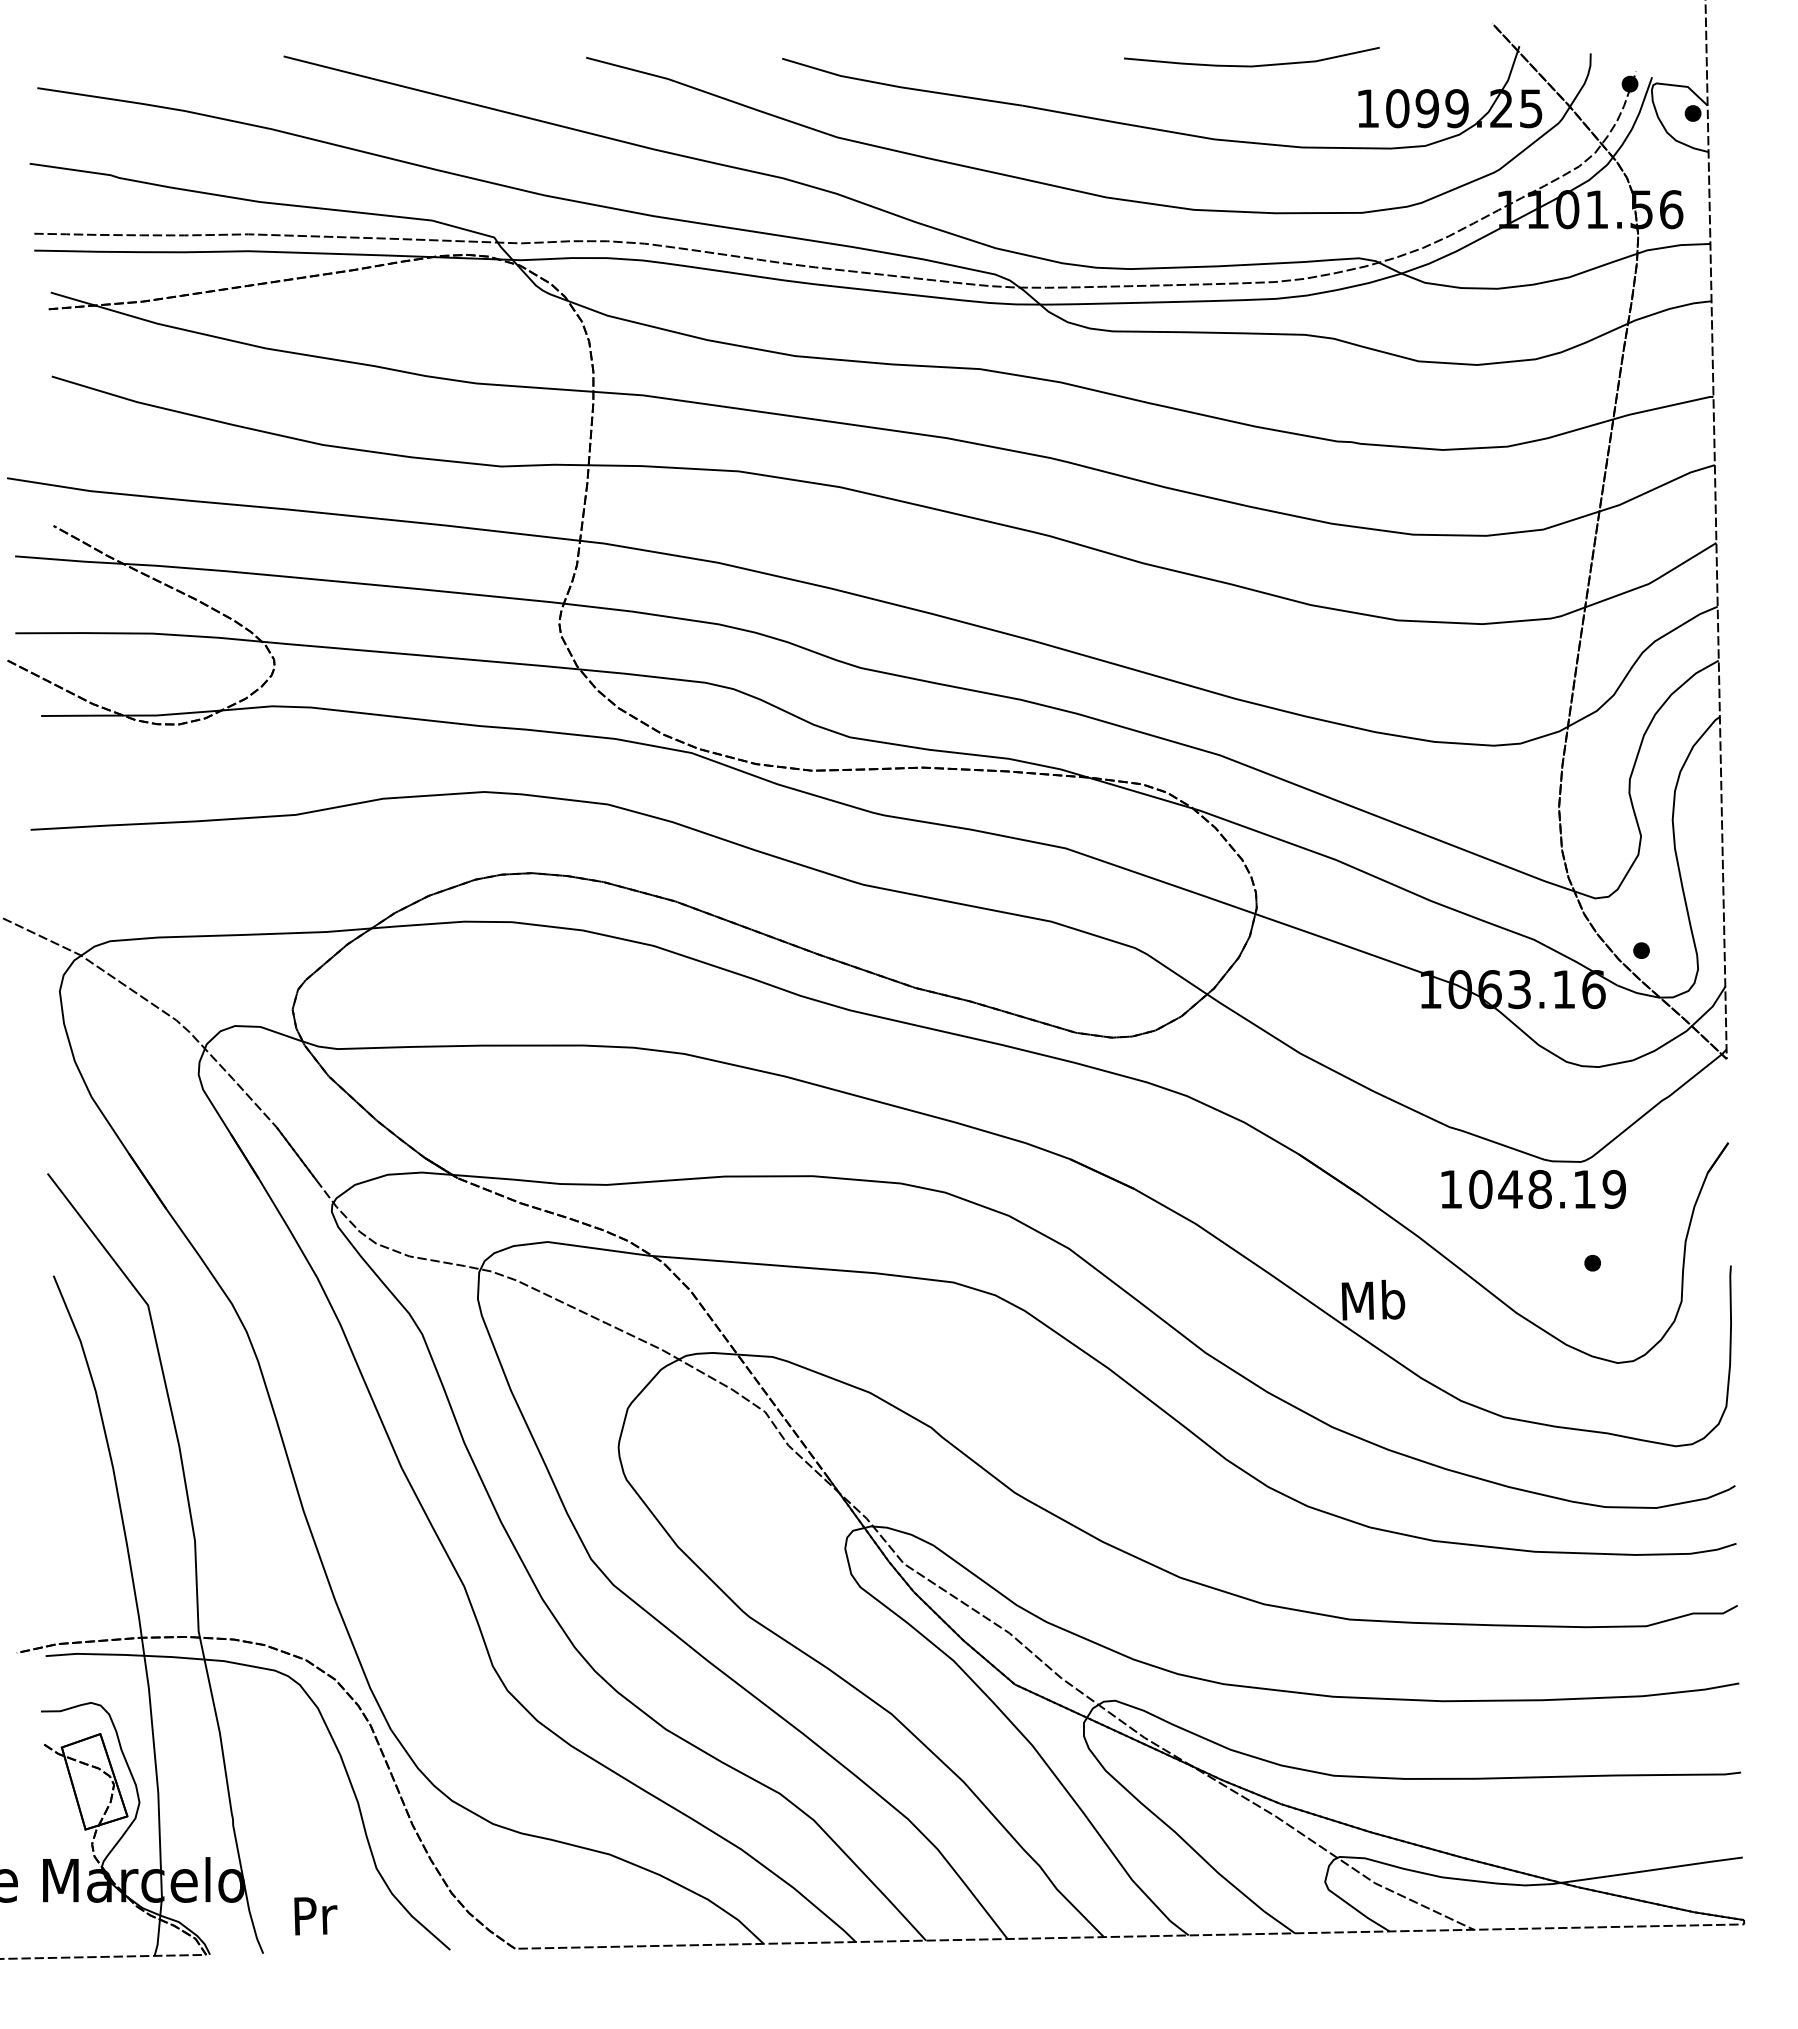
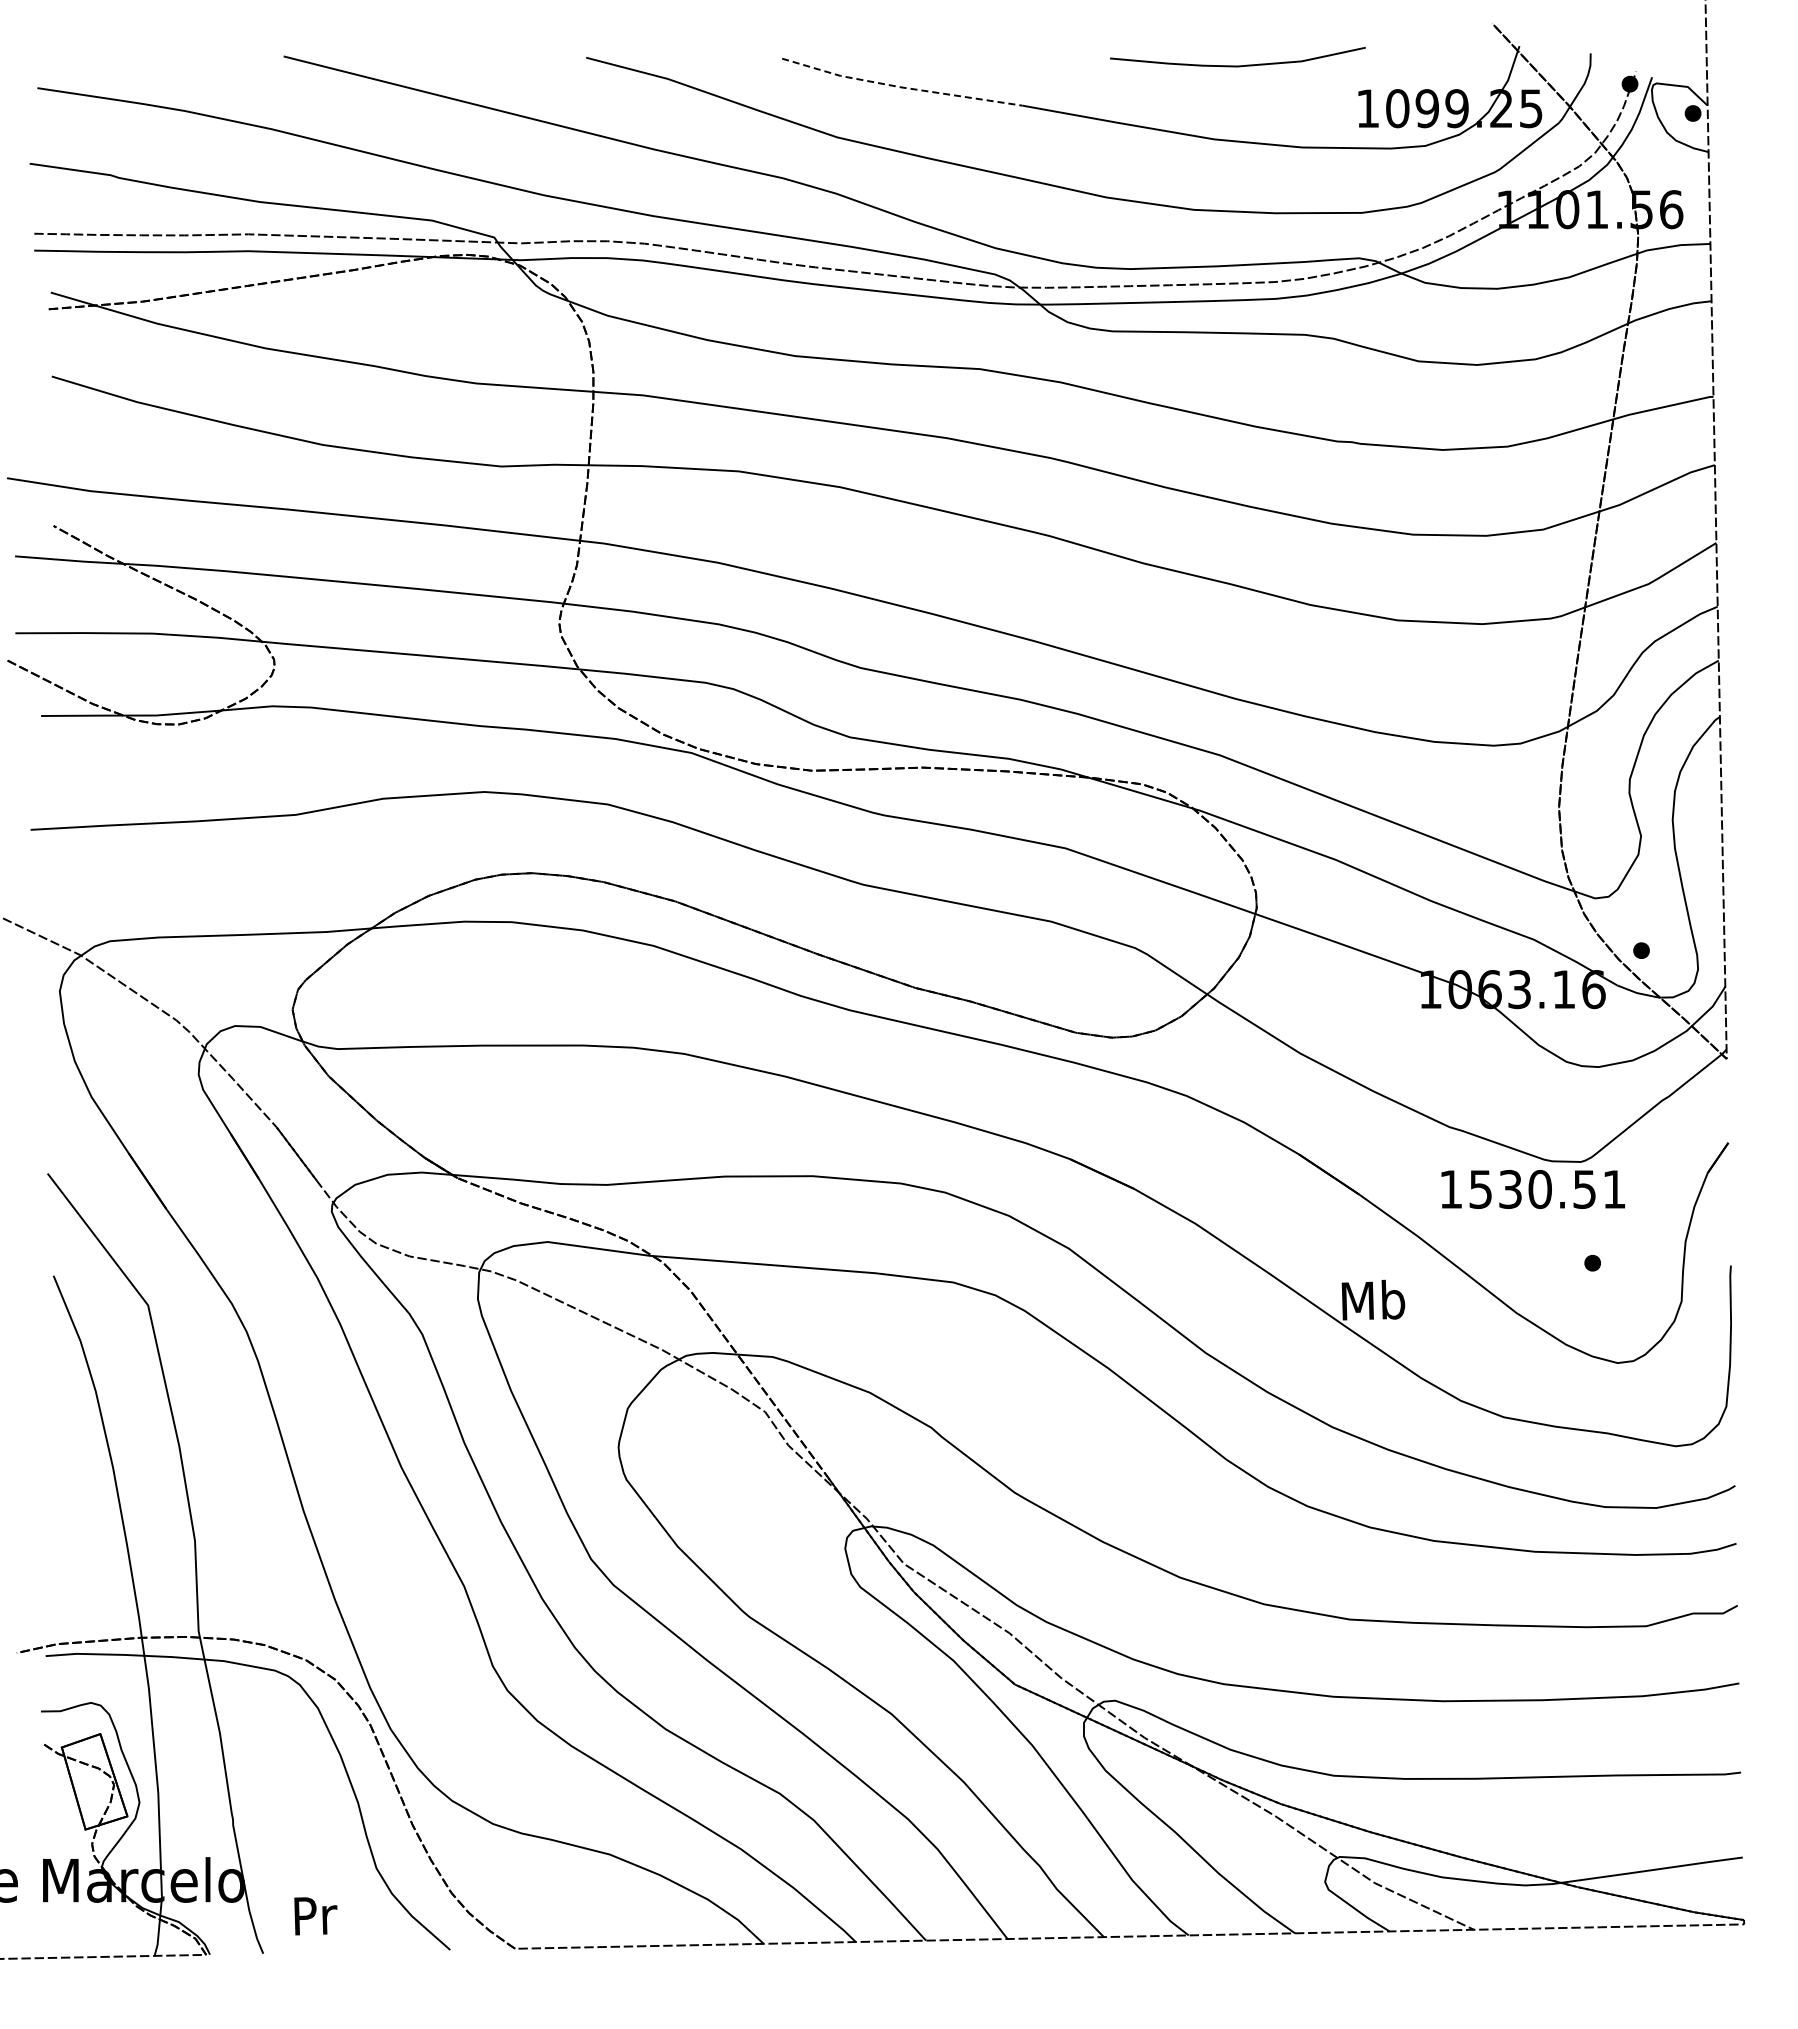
curve position: (1251, 65) -> (1237, 65) (1237, 65)
line: solid -> dashed (900, 87)
text: 1048.19 -> 1530.51 (1547, 1189)
